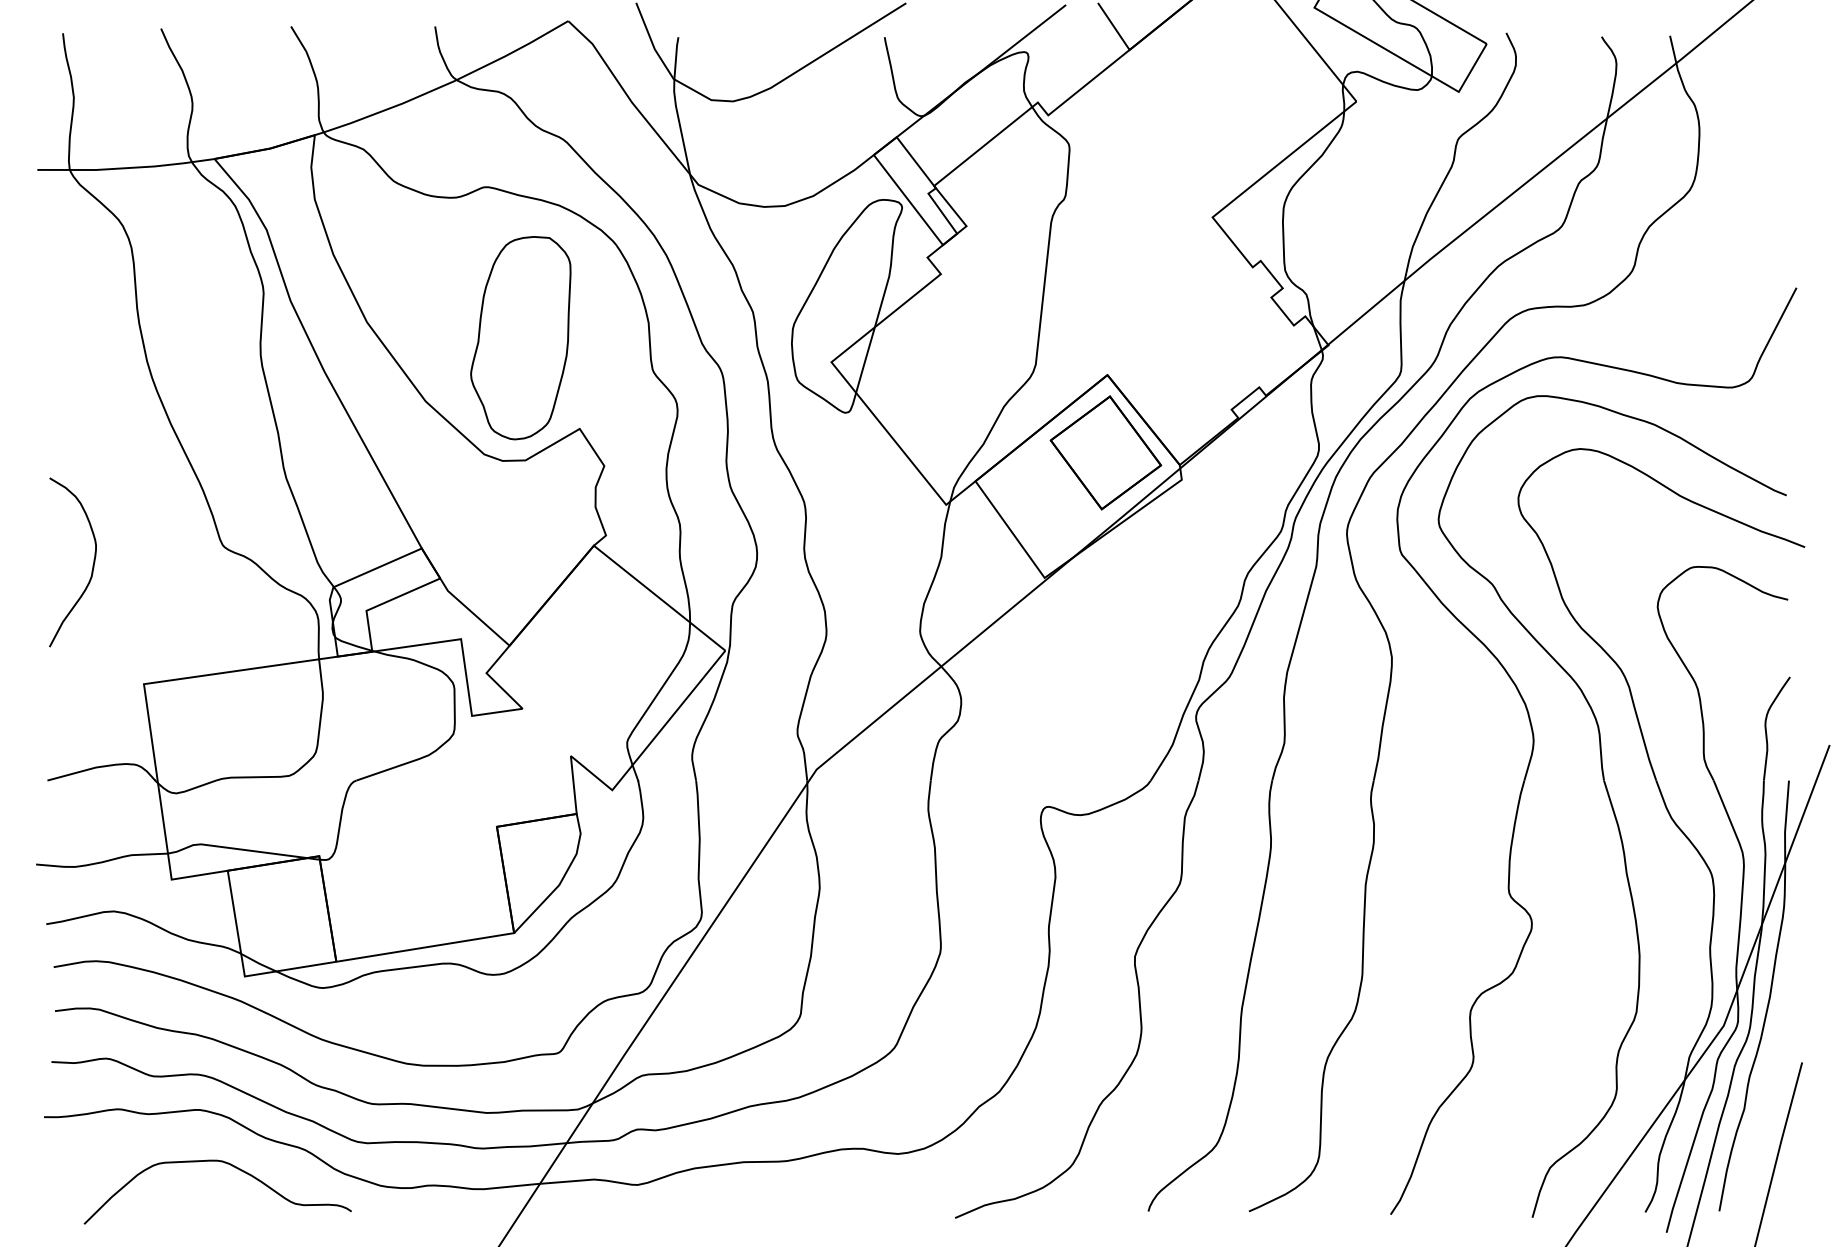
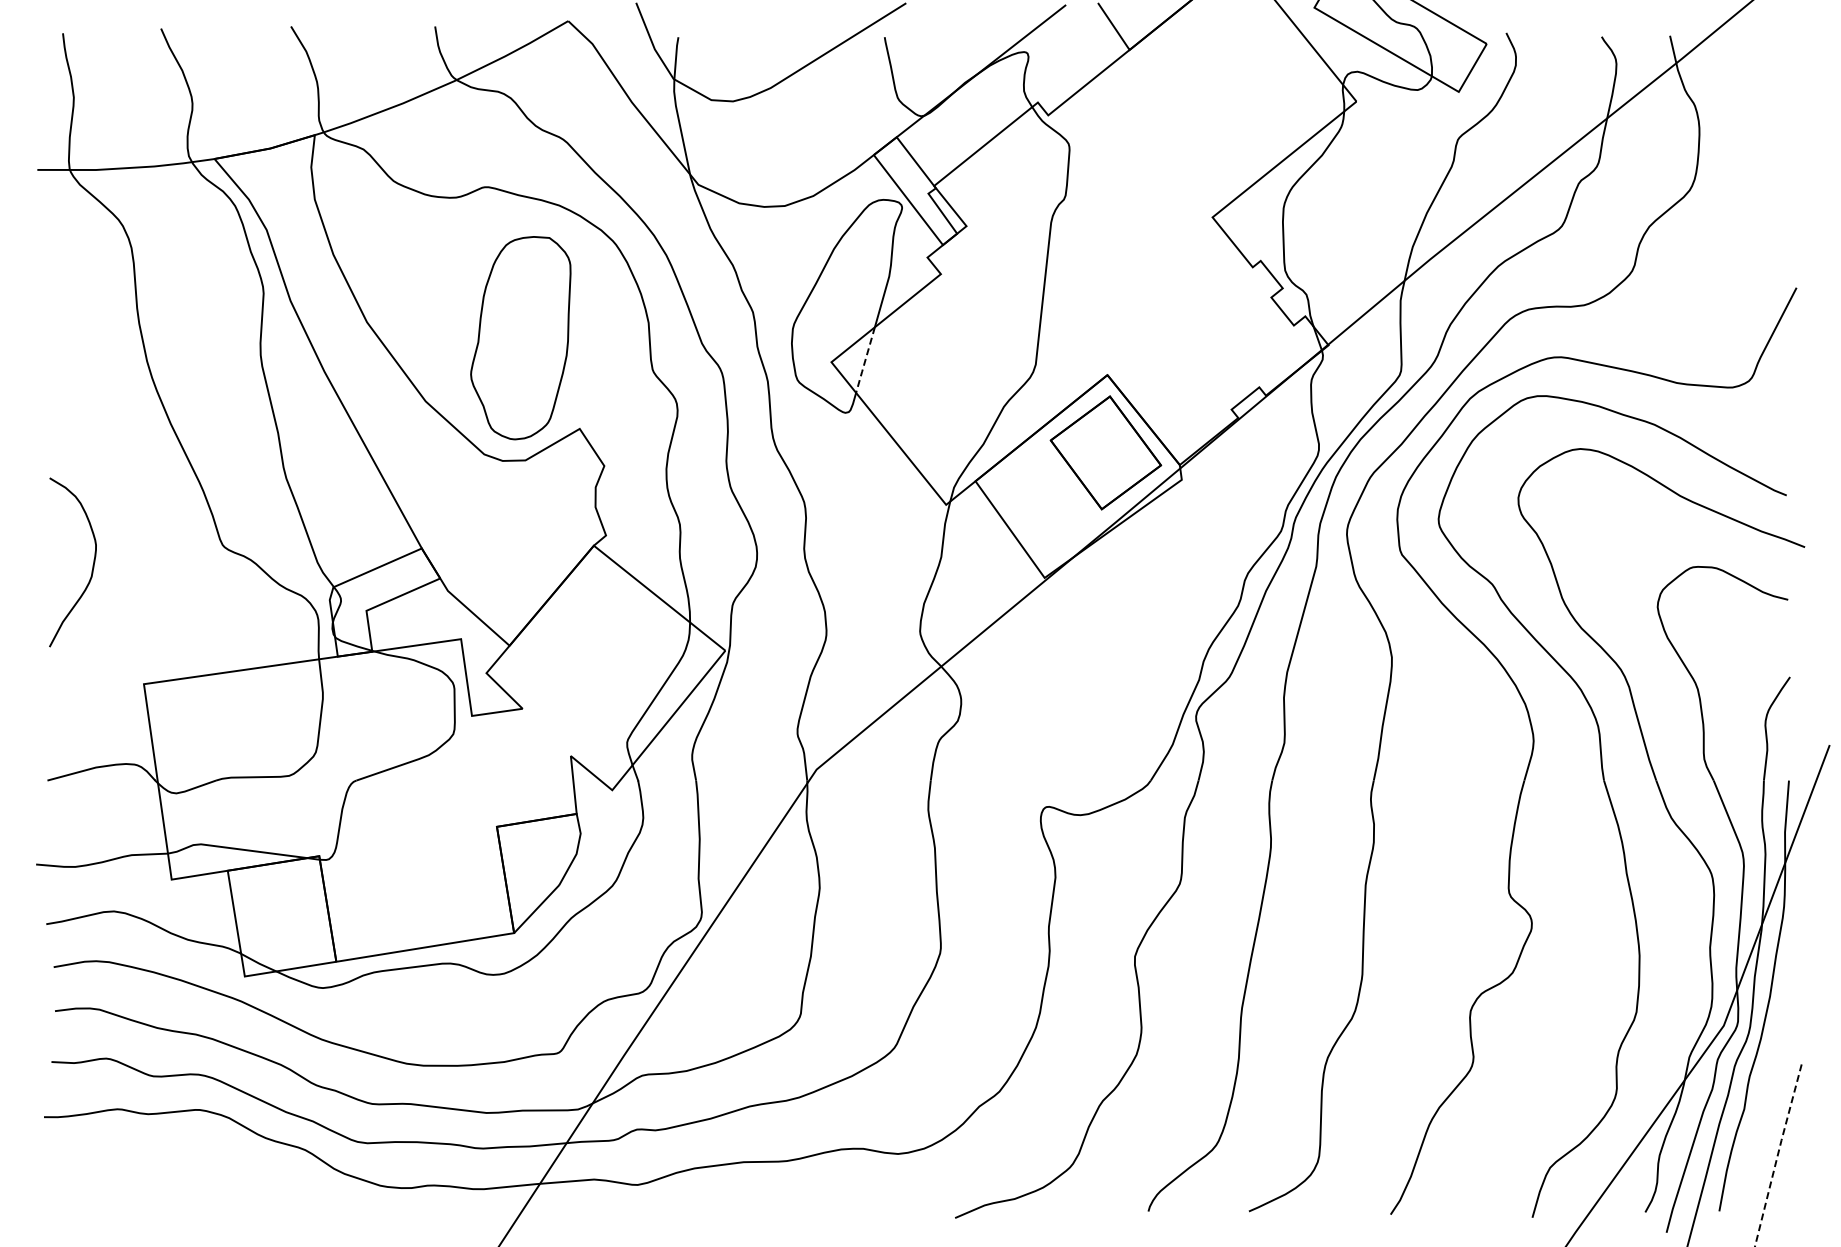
line: solid -> dashed (865, 360)
line: solid -> dashed (1778, 1153)
curve: present -> none (227, 1164)
